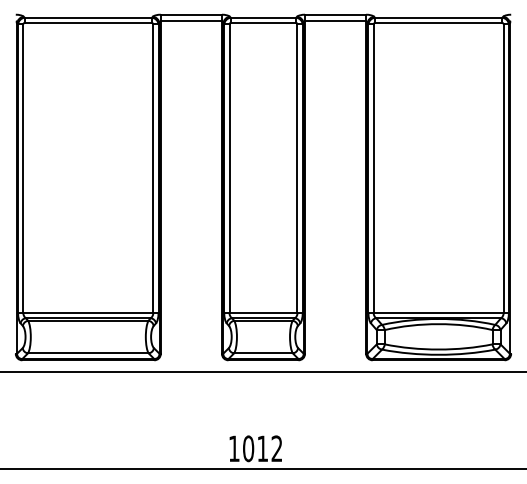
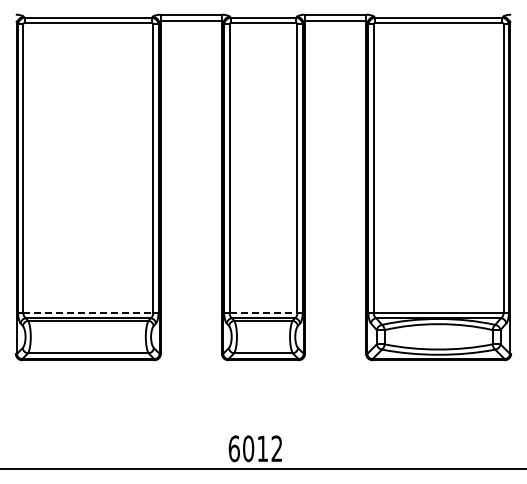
line: solid -> dashed (88, 313)
line: solid -> dashed (263, 313)
line: present -> none (262, 371)
text: 1012 -> 6012 (233, 448)
